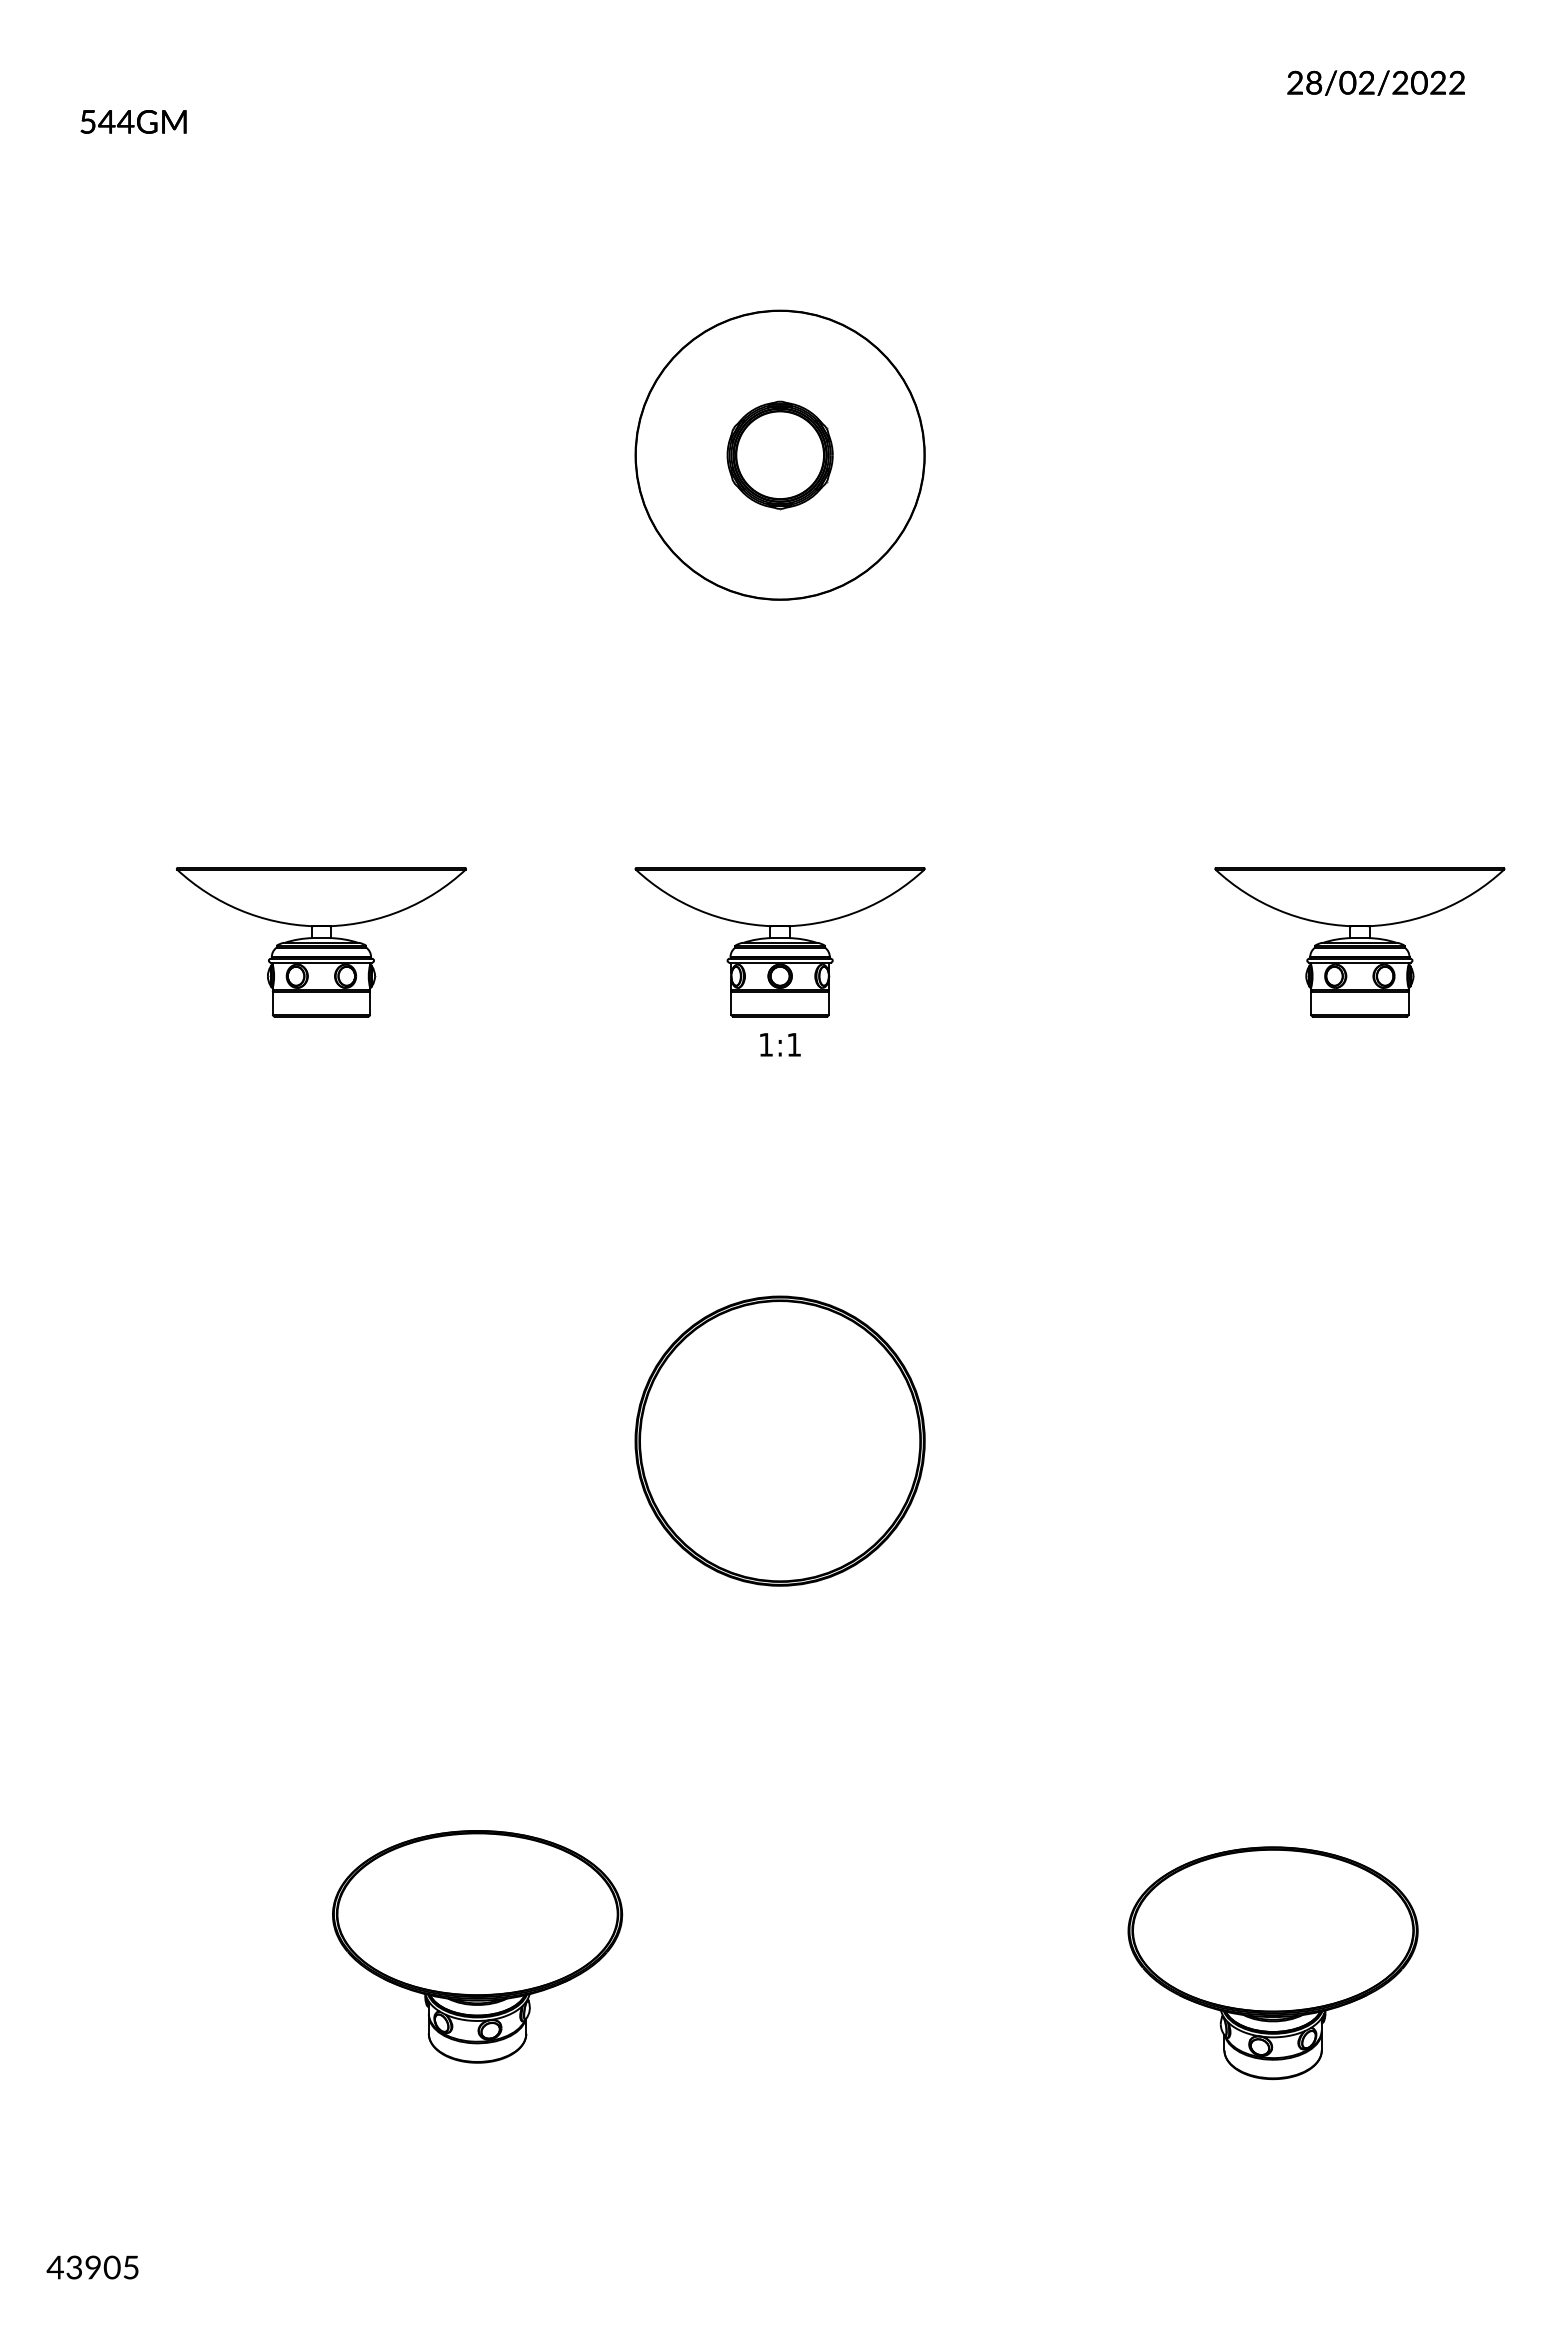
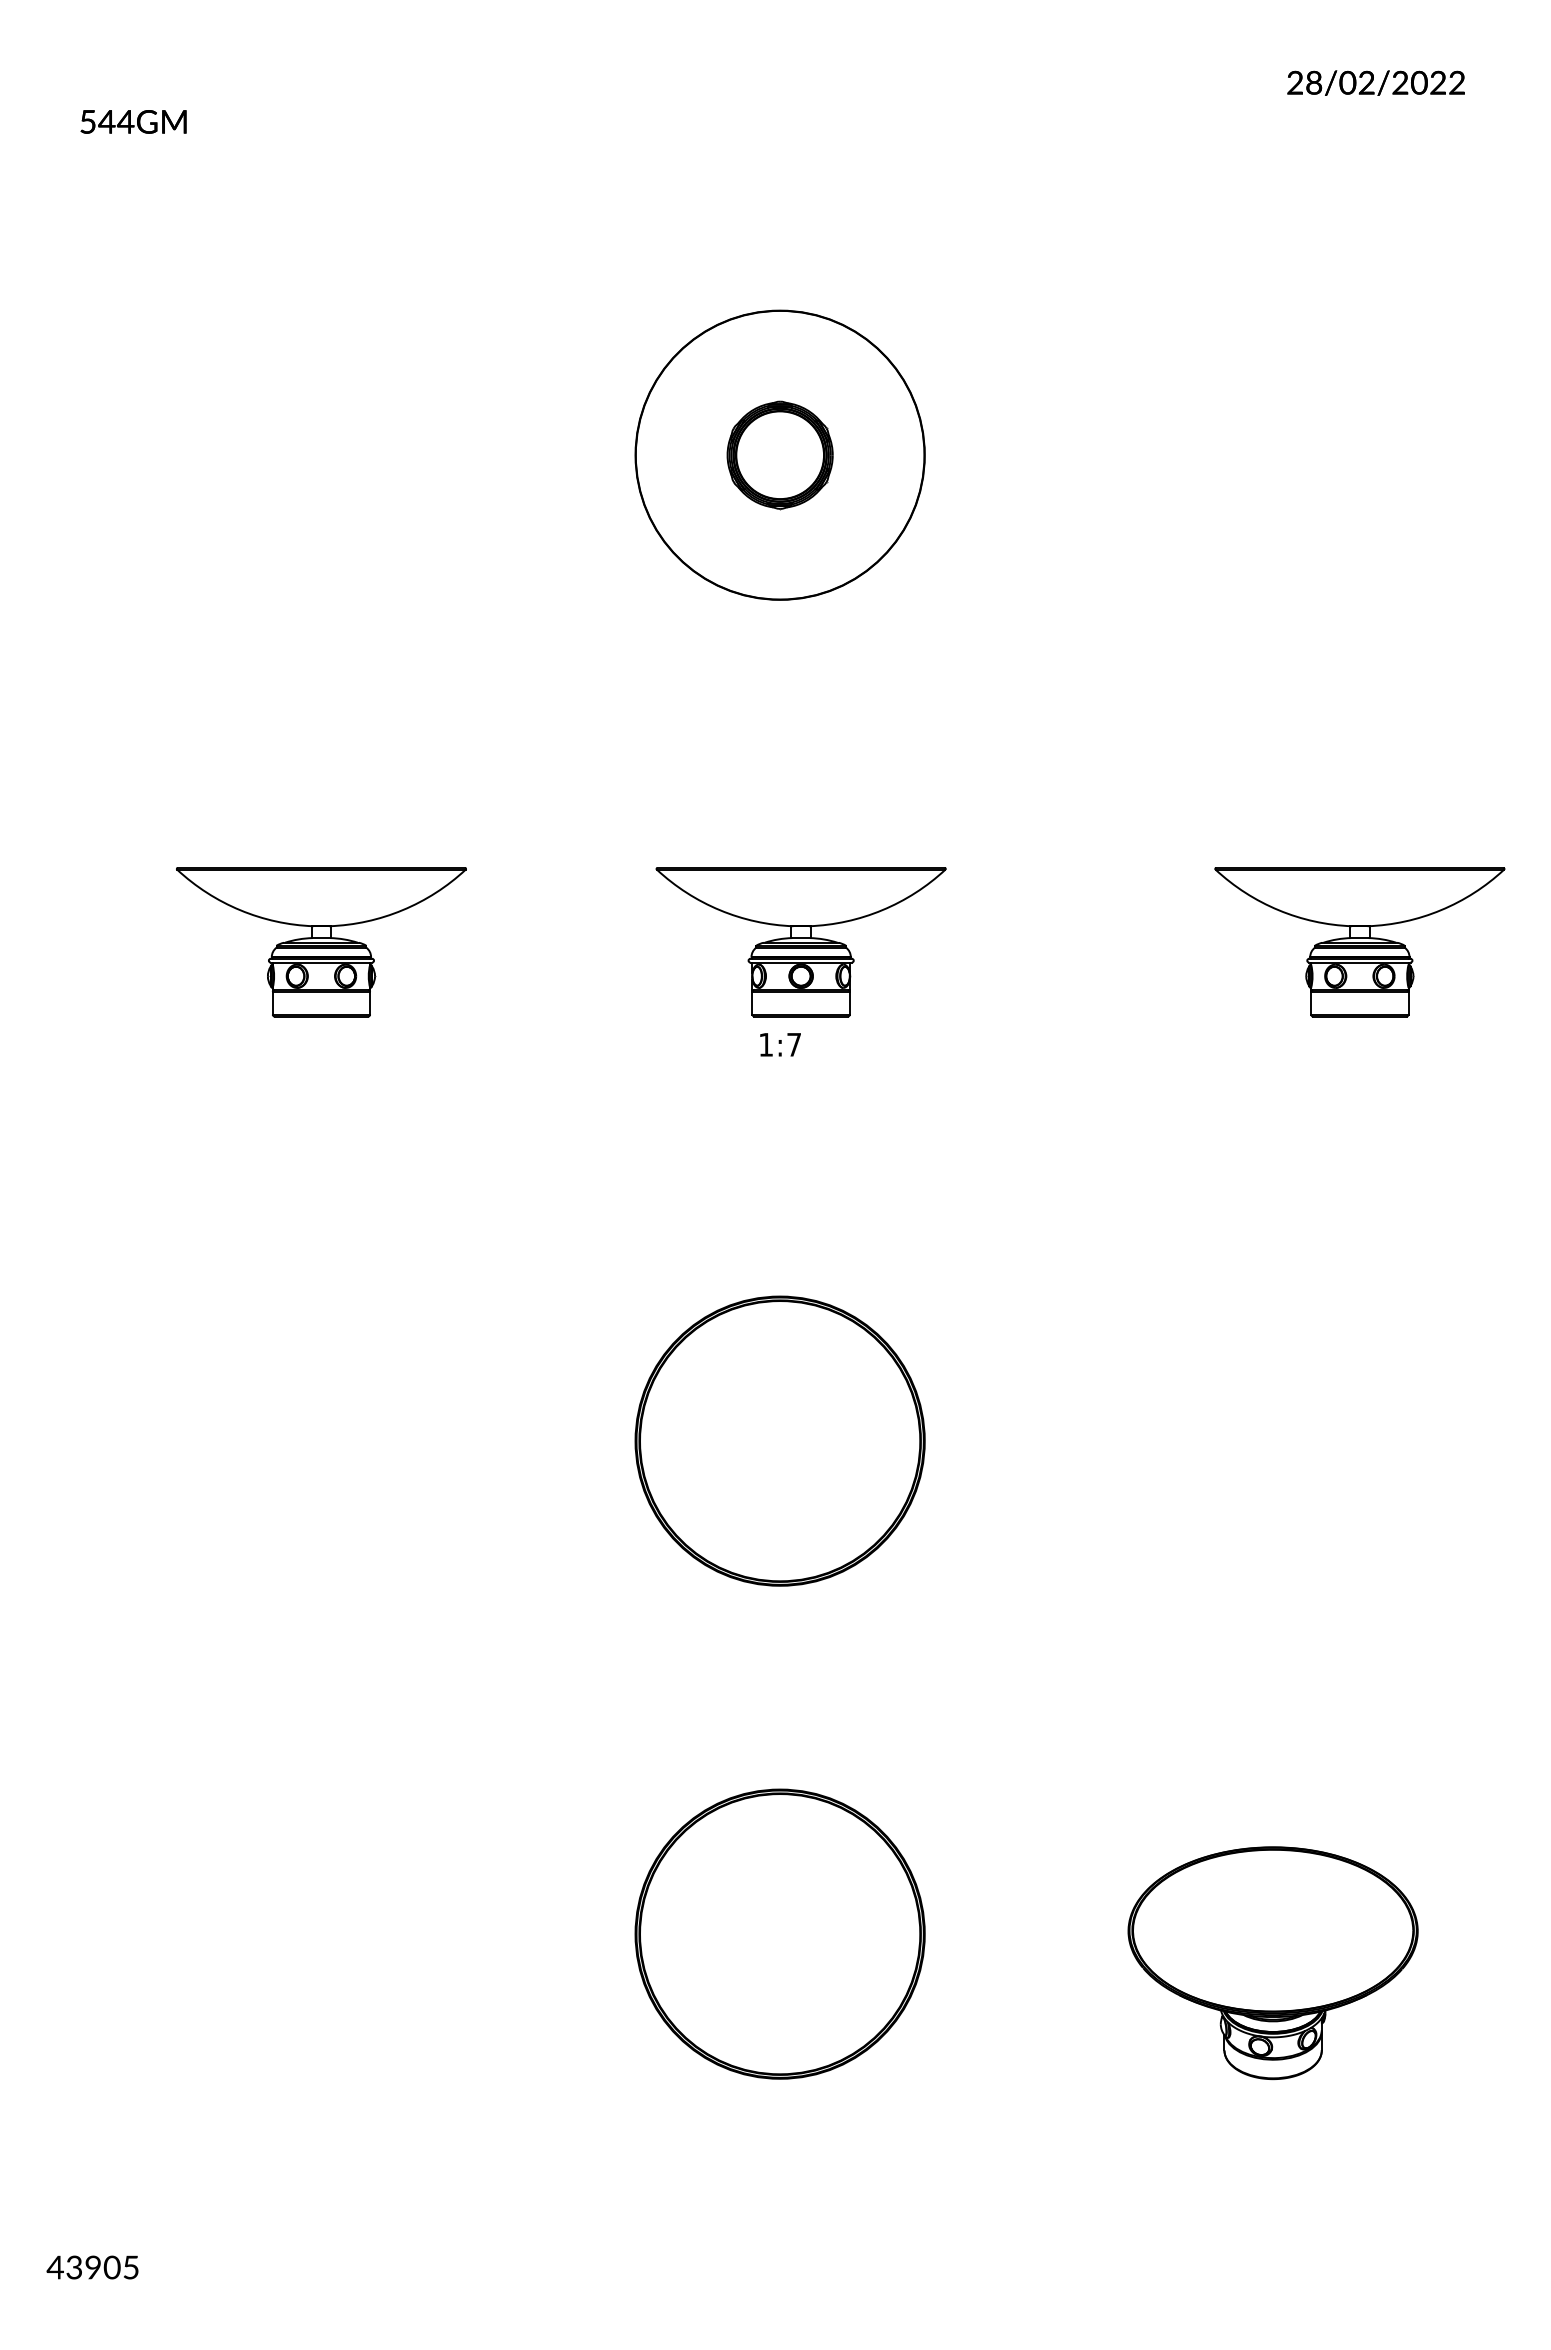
part position: (779, 942) -> (800, 942) (800, 942)
text: 1:1 -> 1:7 (793, 1044)
part: none -> present (779, 1933)
part: present -> none (477, 1946)
